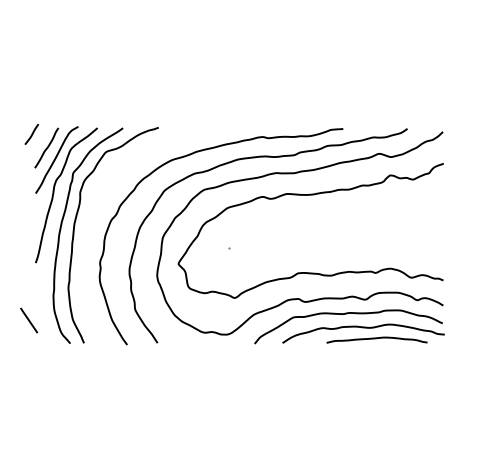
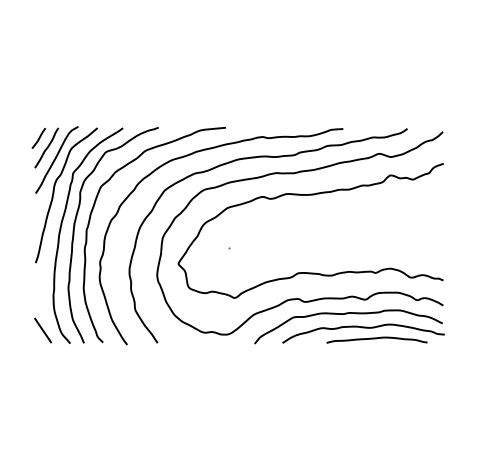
line position: (31, 133) -> (38, 137) (38, 137)
curve: none -> present (90, 221)
line position: (29, 320) -> (43, 330) (43, 330)
